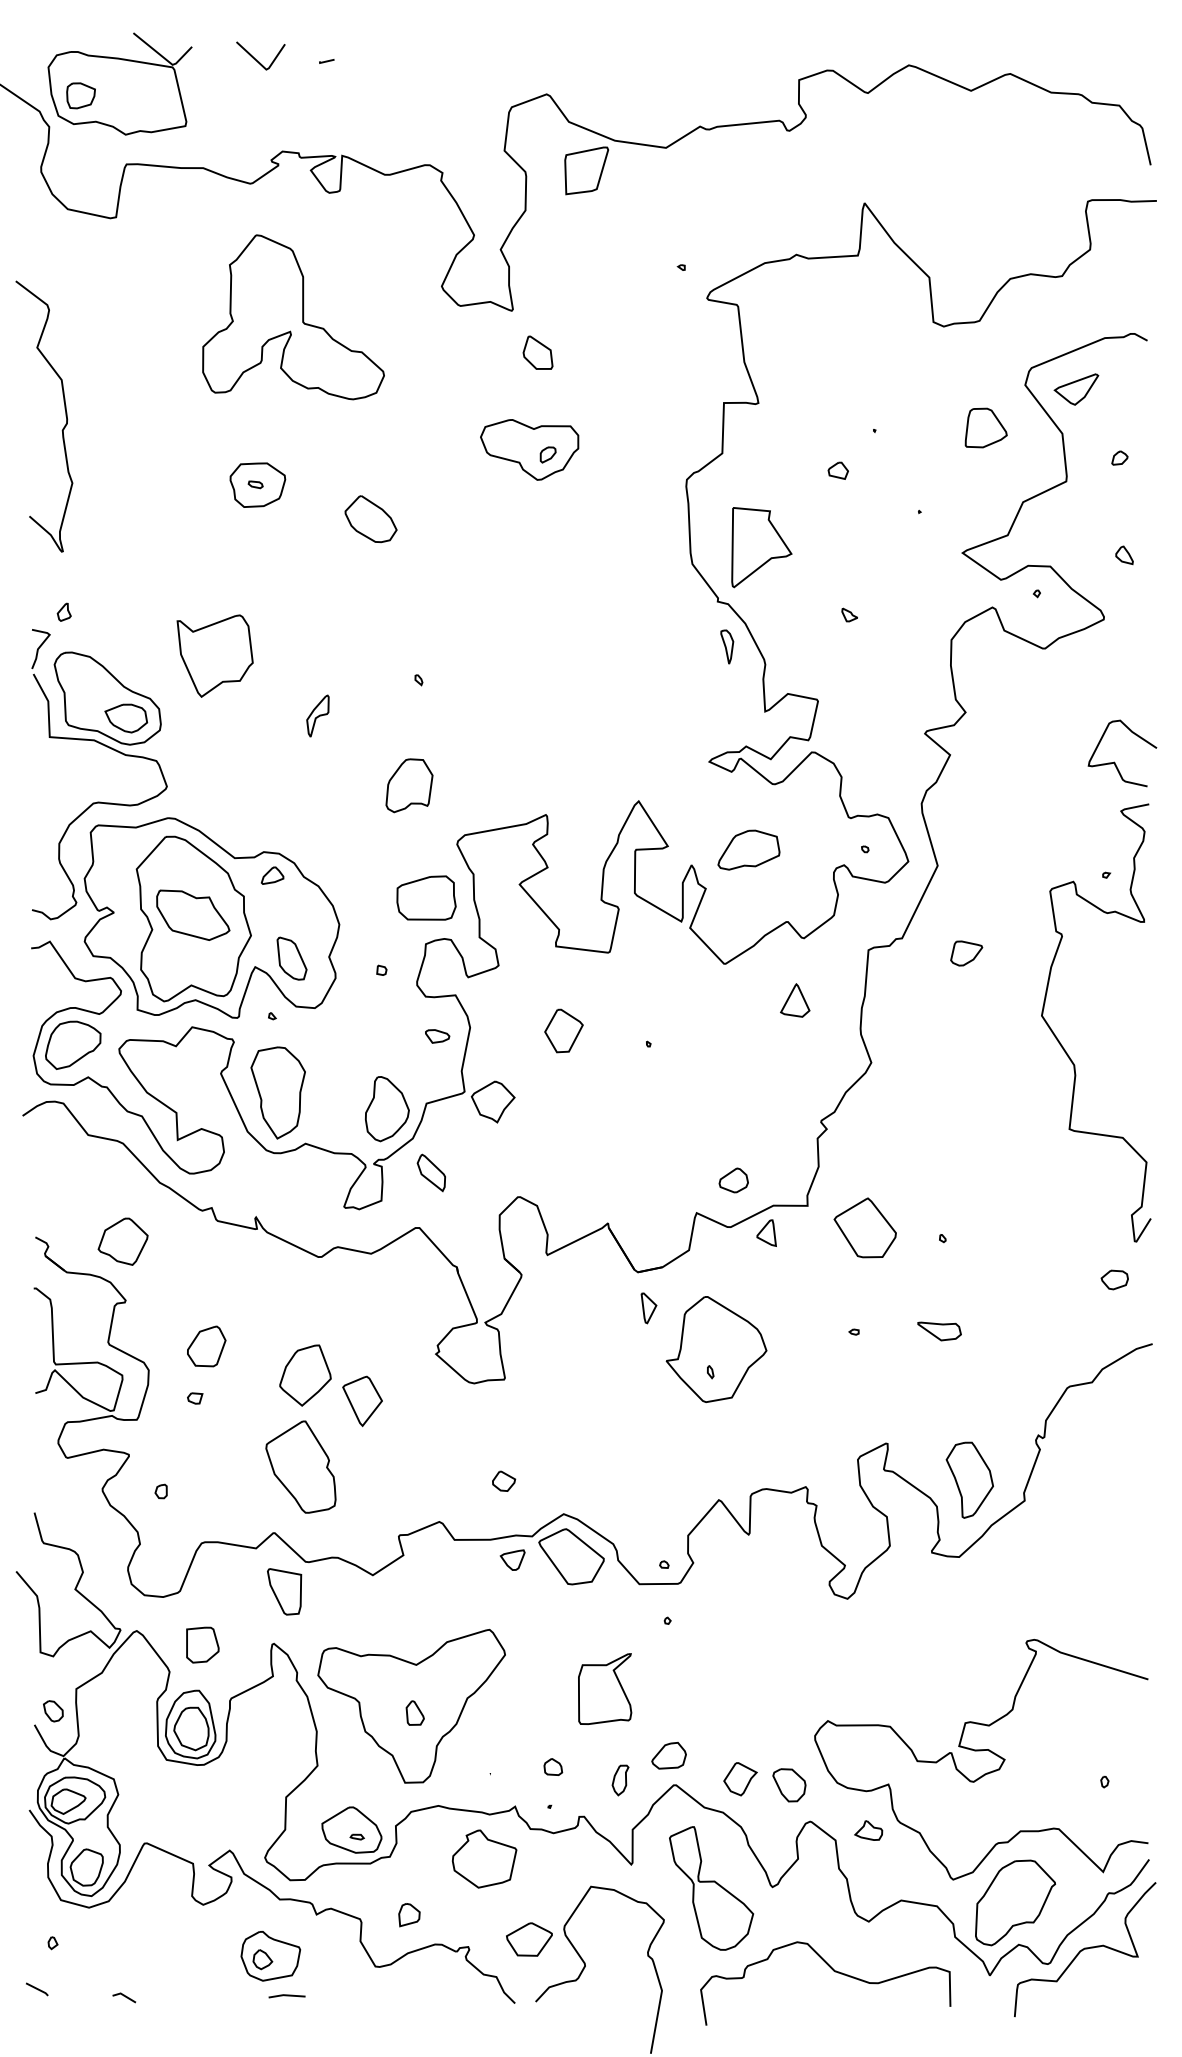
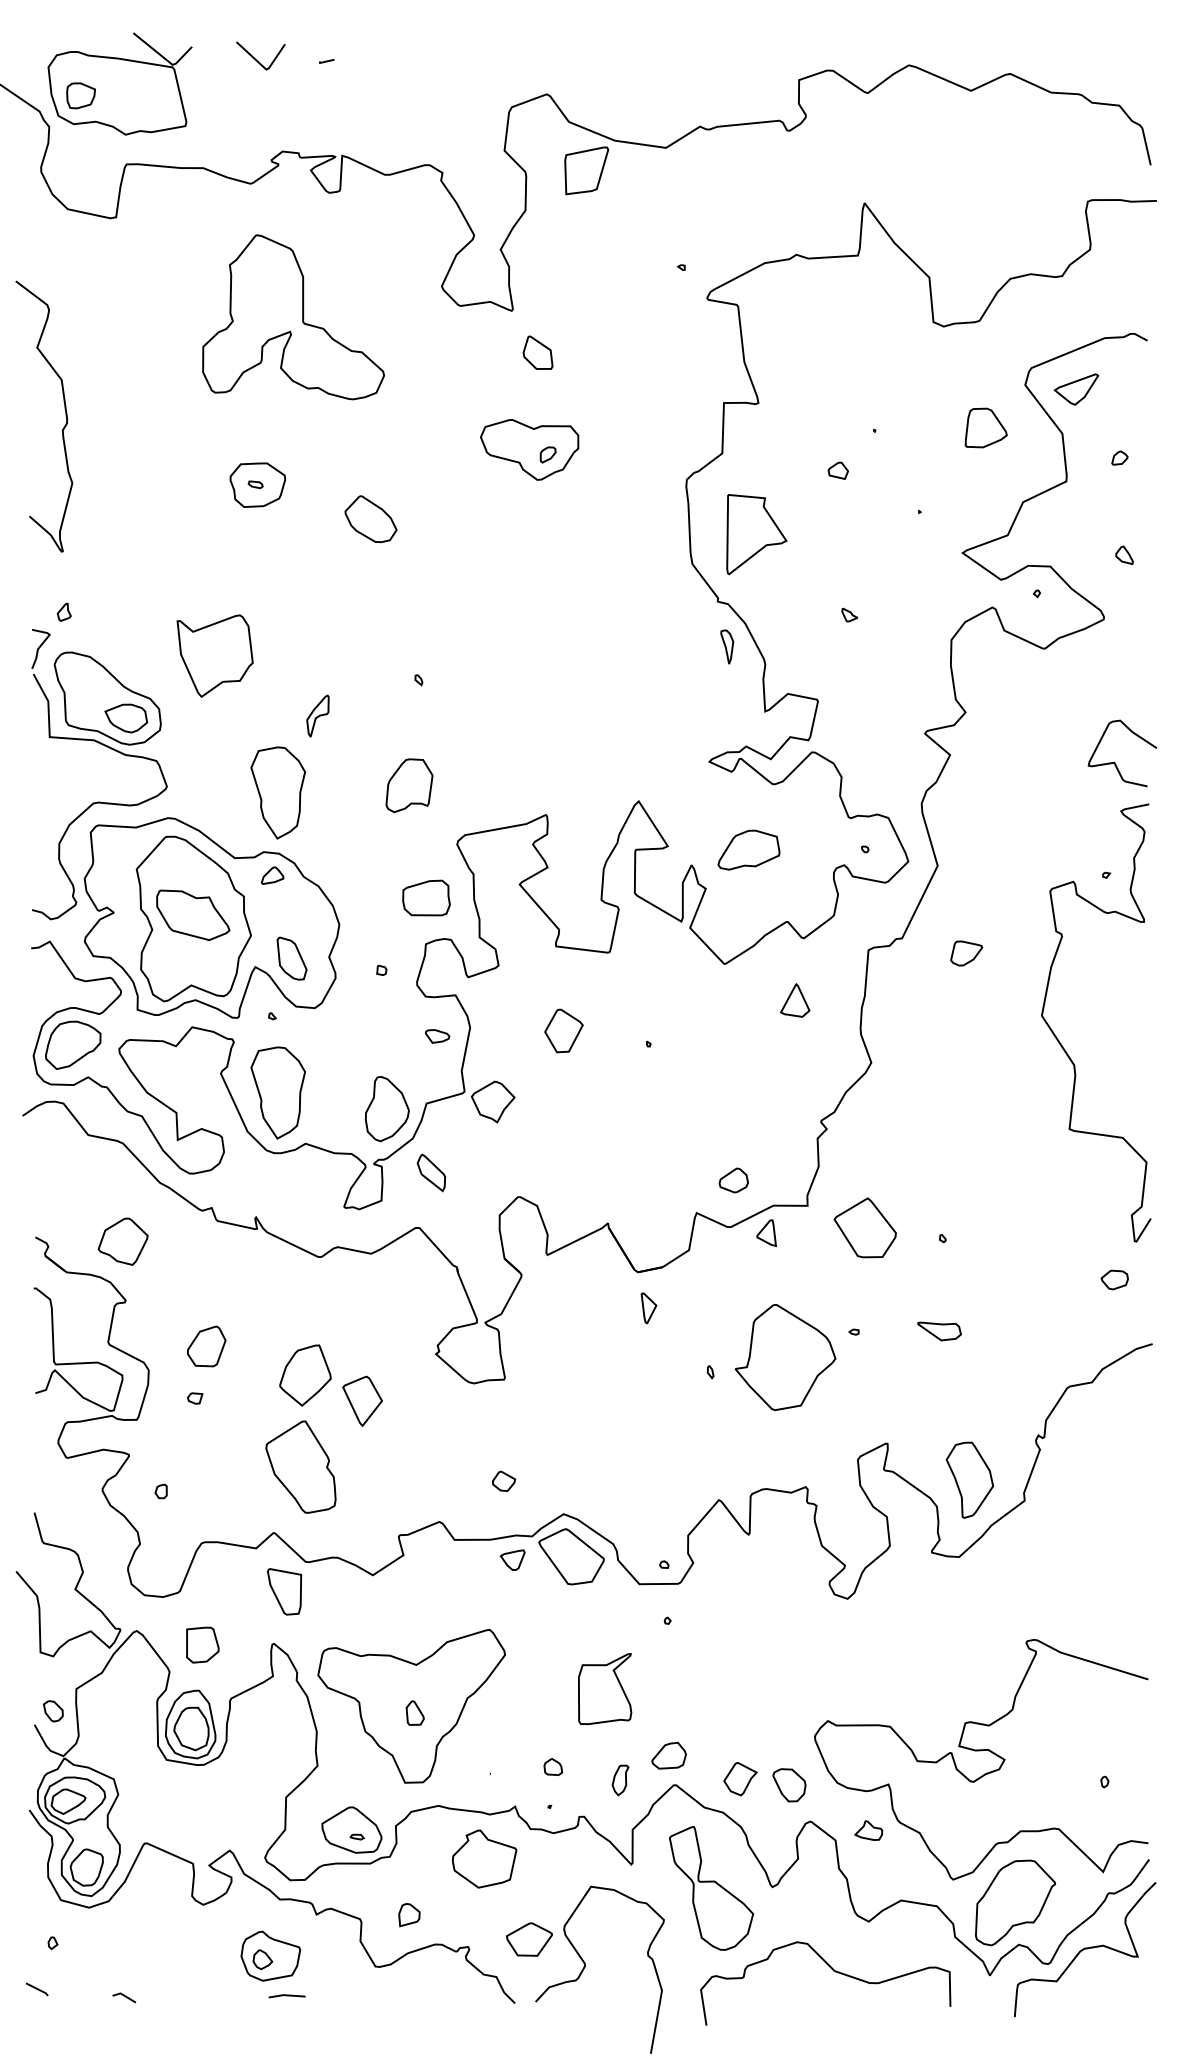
part position: (761, 547) -> (756, 534) (756, 534)
part: none -> present (277, 792)
part size: 61x46 px -> 49x38 px (426, 897)
part position: (716, 1349) -> (785, 1357) (785, 1357)
